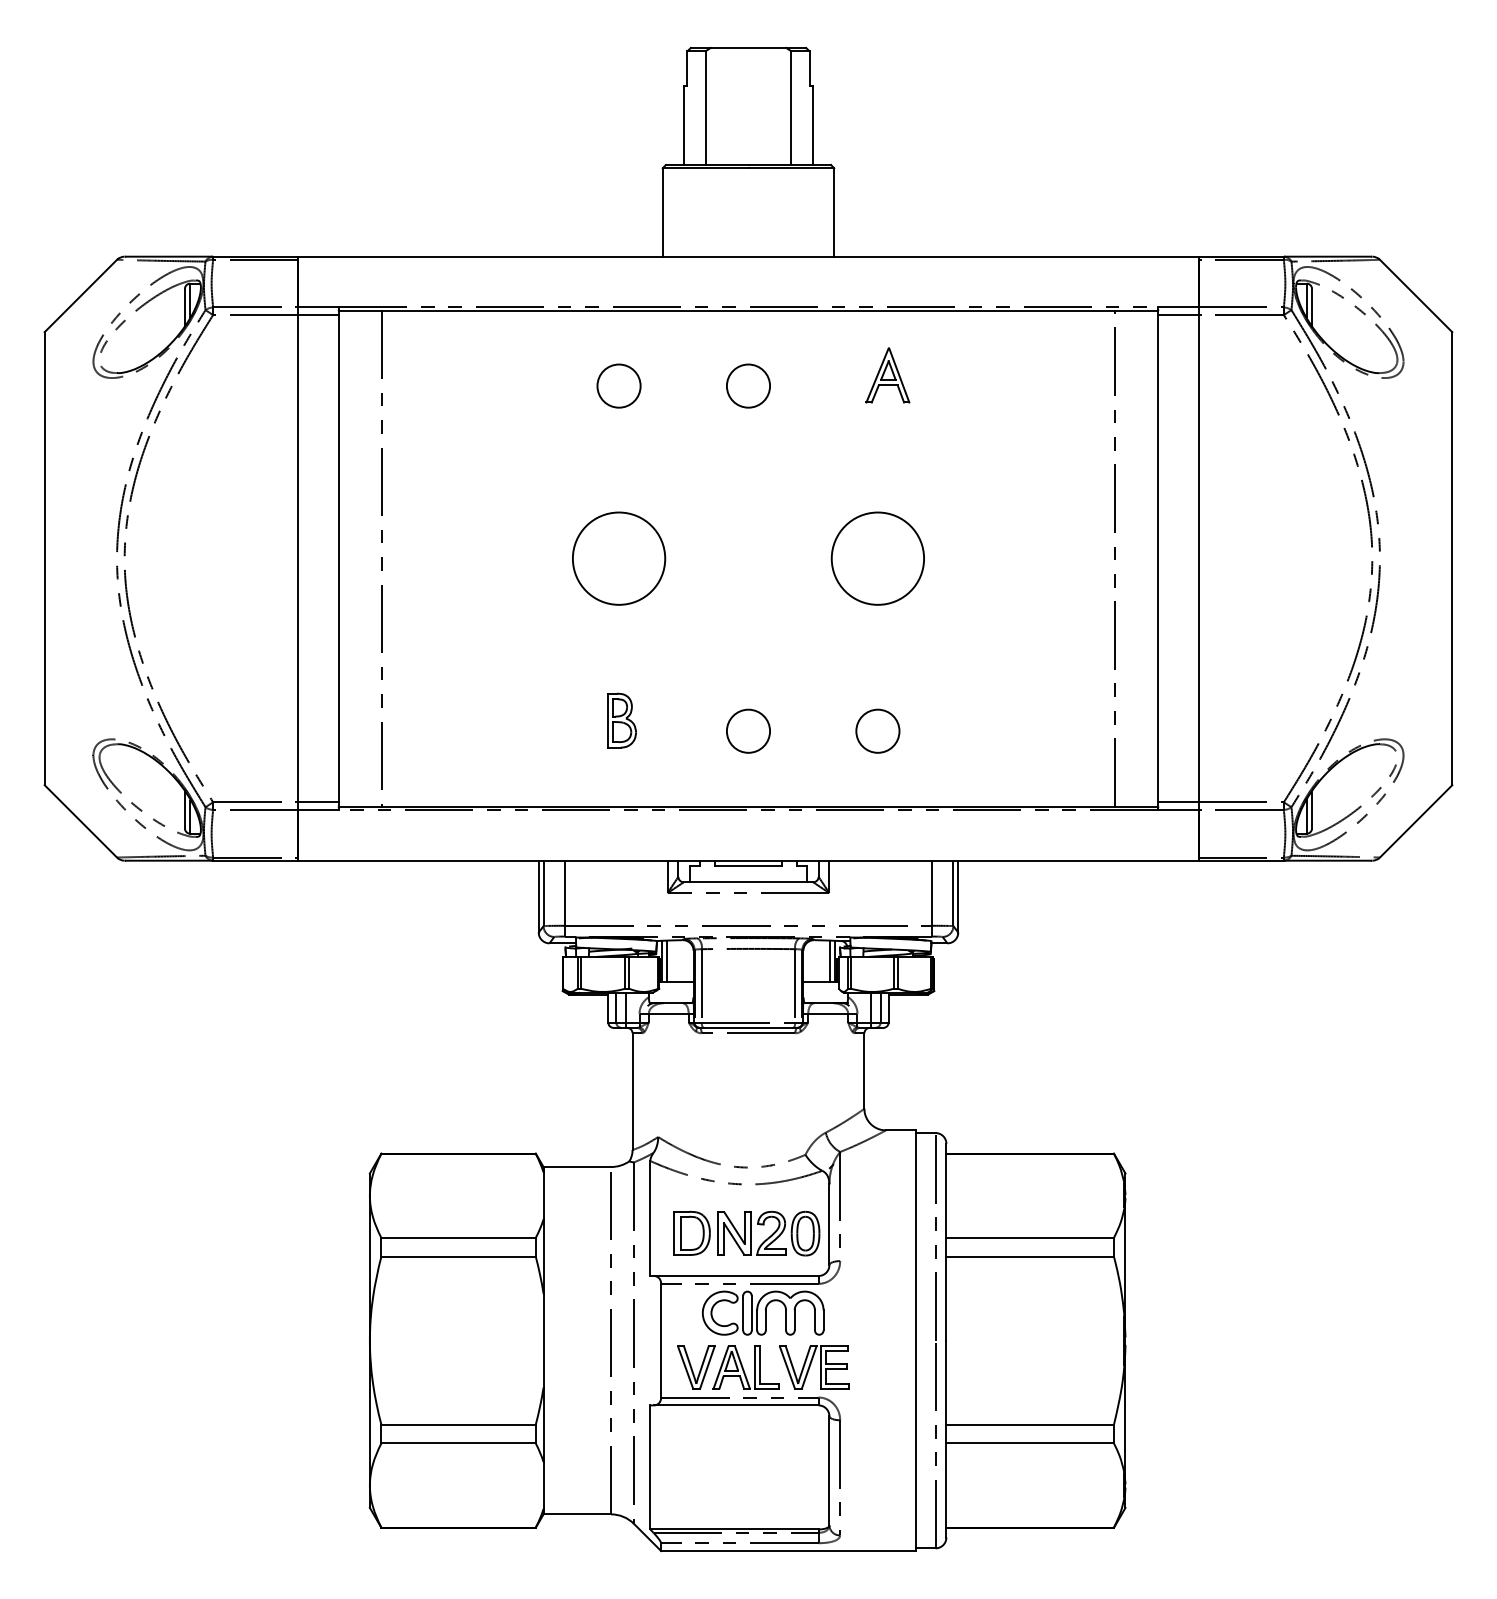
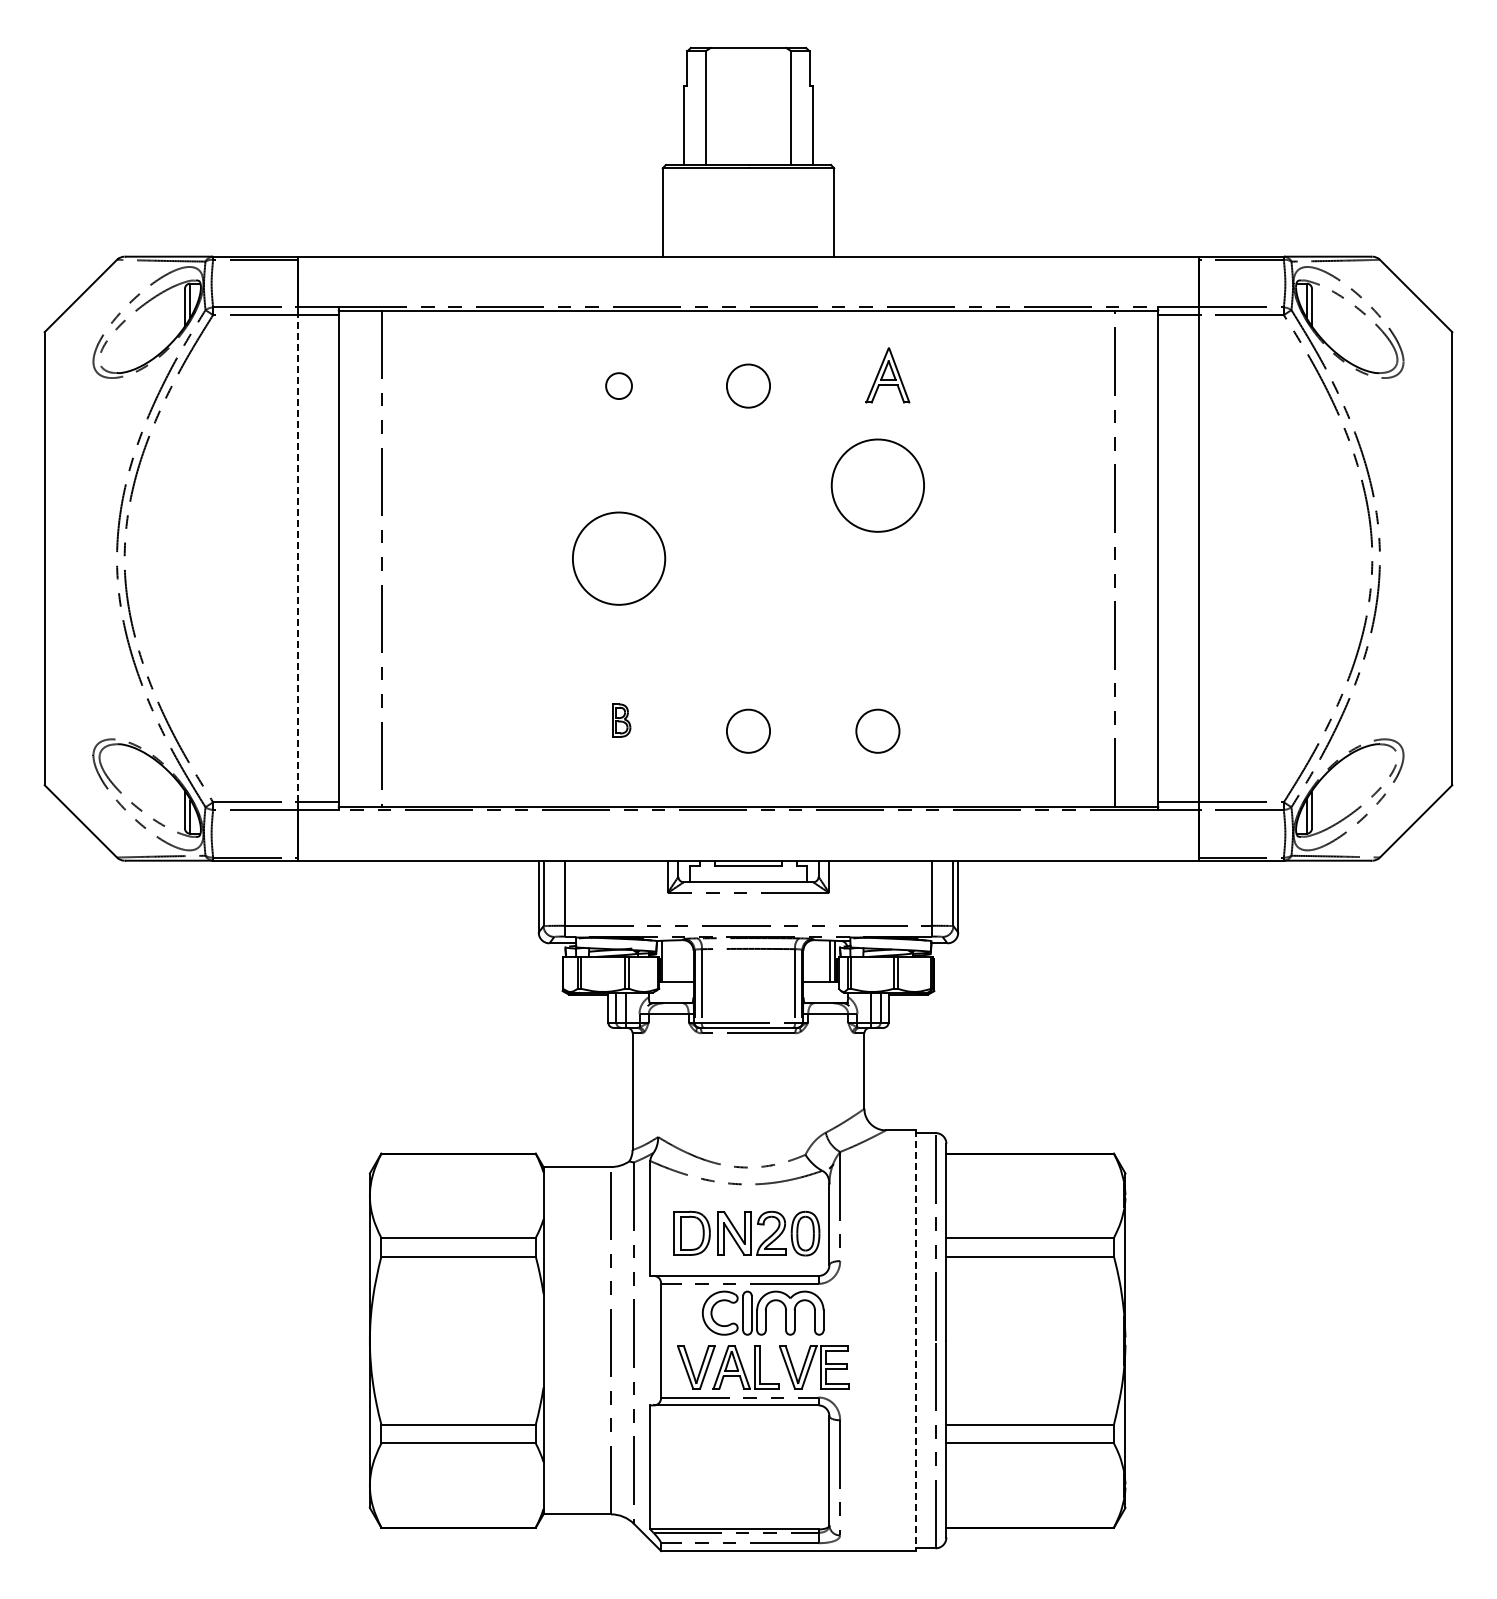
circle diameter: 43 px -> 26 px (619, 386)
line: solid -> dashed (298, 558)
circle position: (877, 558) -> (877, 485) (877, 485)
part size: 30x57 px -> 20x35 px (621, 720)
line: present -> none (666, 960)
line: solid -> dashed (916, 1341)
